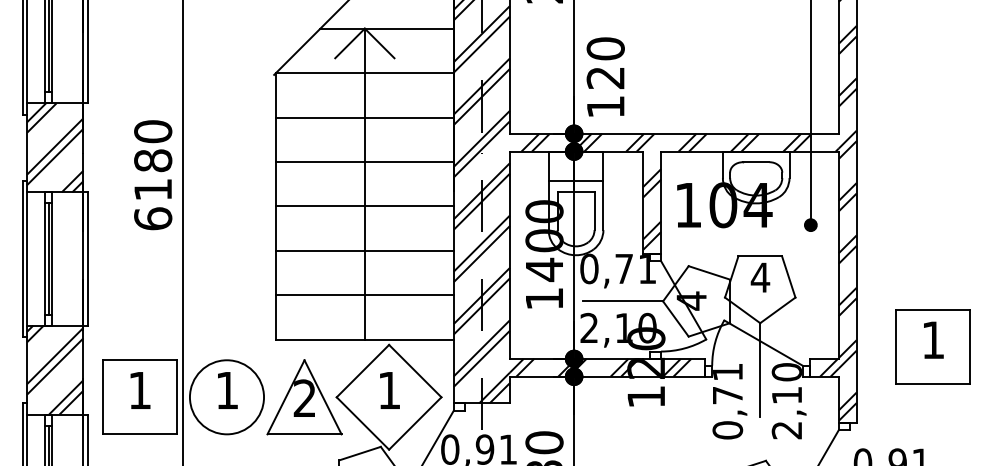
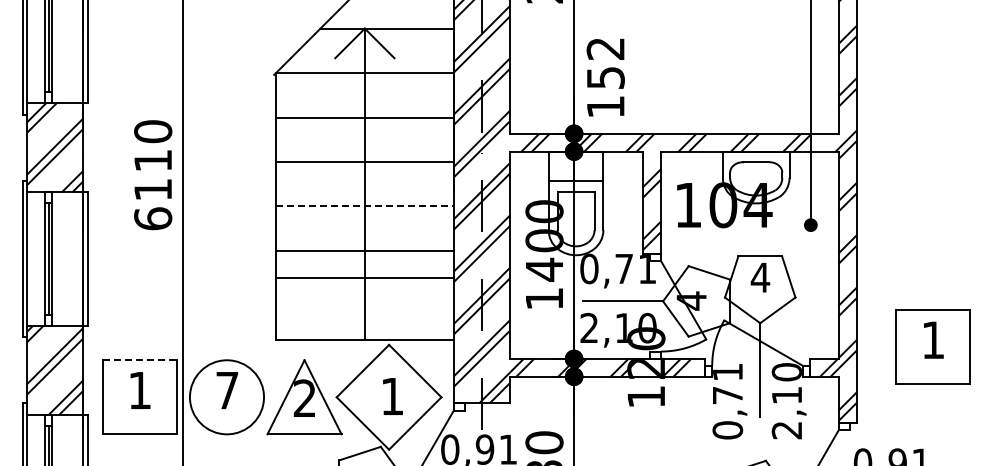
text: 120 -> 152 (605, 62)
text: 6180 -> 6110 (153, 160)
line: solid -> dashed (364, 206)
line position: (364, 295) -> (364, 278) (364, 278)
line: solid -> dashed (140, 360)
text: 1 -> 7 (227, 390)
text position: (389, 390) -> (392, 396) (392, 396)
